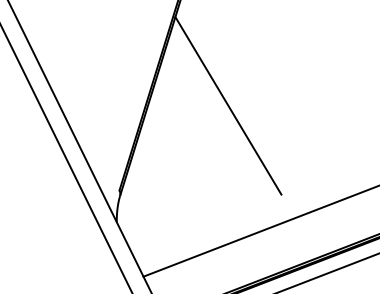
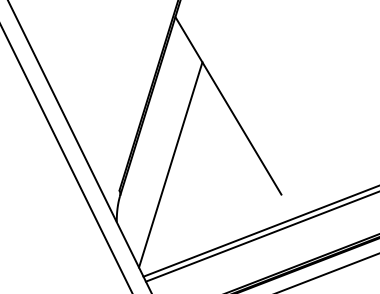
line: none -> present (170, 164)
line: none -> present (260, 236)
